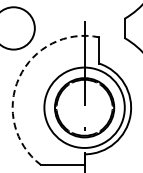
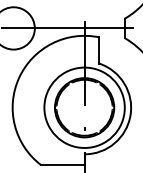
line: none -> present (70, 28)
arc: dashed -> solid (19, 77)
